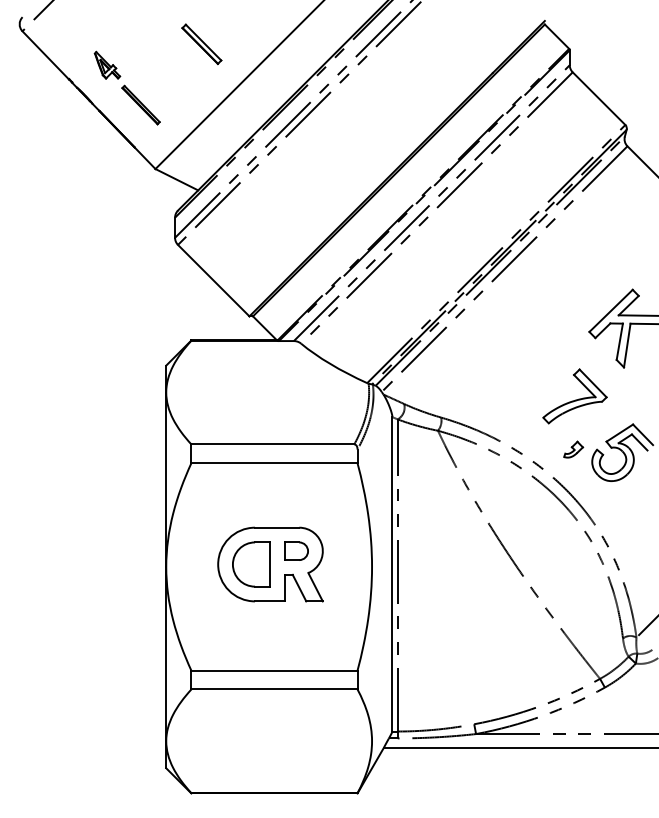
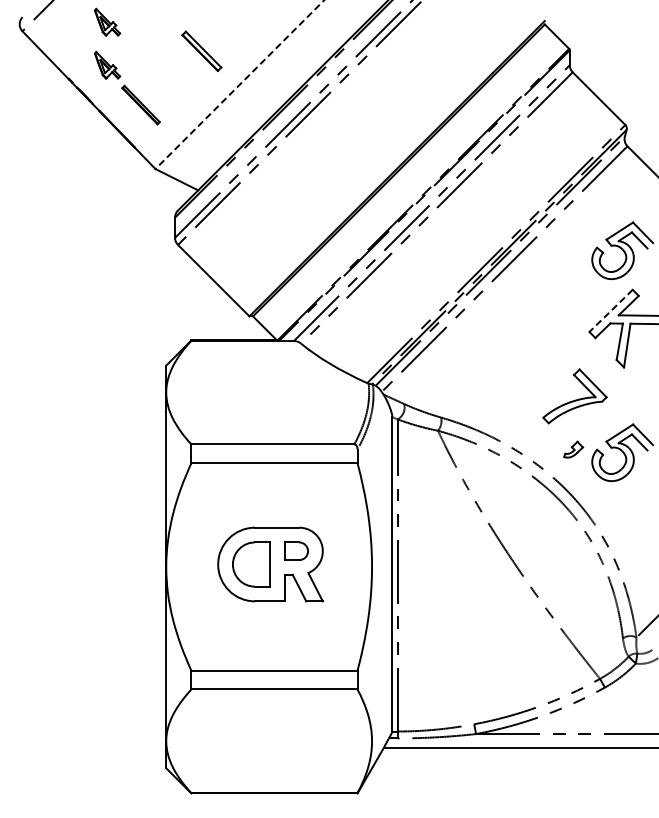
part: none -> present (107, 21)
part position: (201, 44) -> (201, 51) (201, 51)
line: solid -> dashed (239, 85)
part: none -> present (622, 250)
line: solid -> dashed (610, 311)
